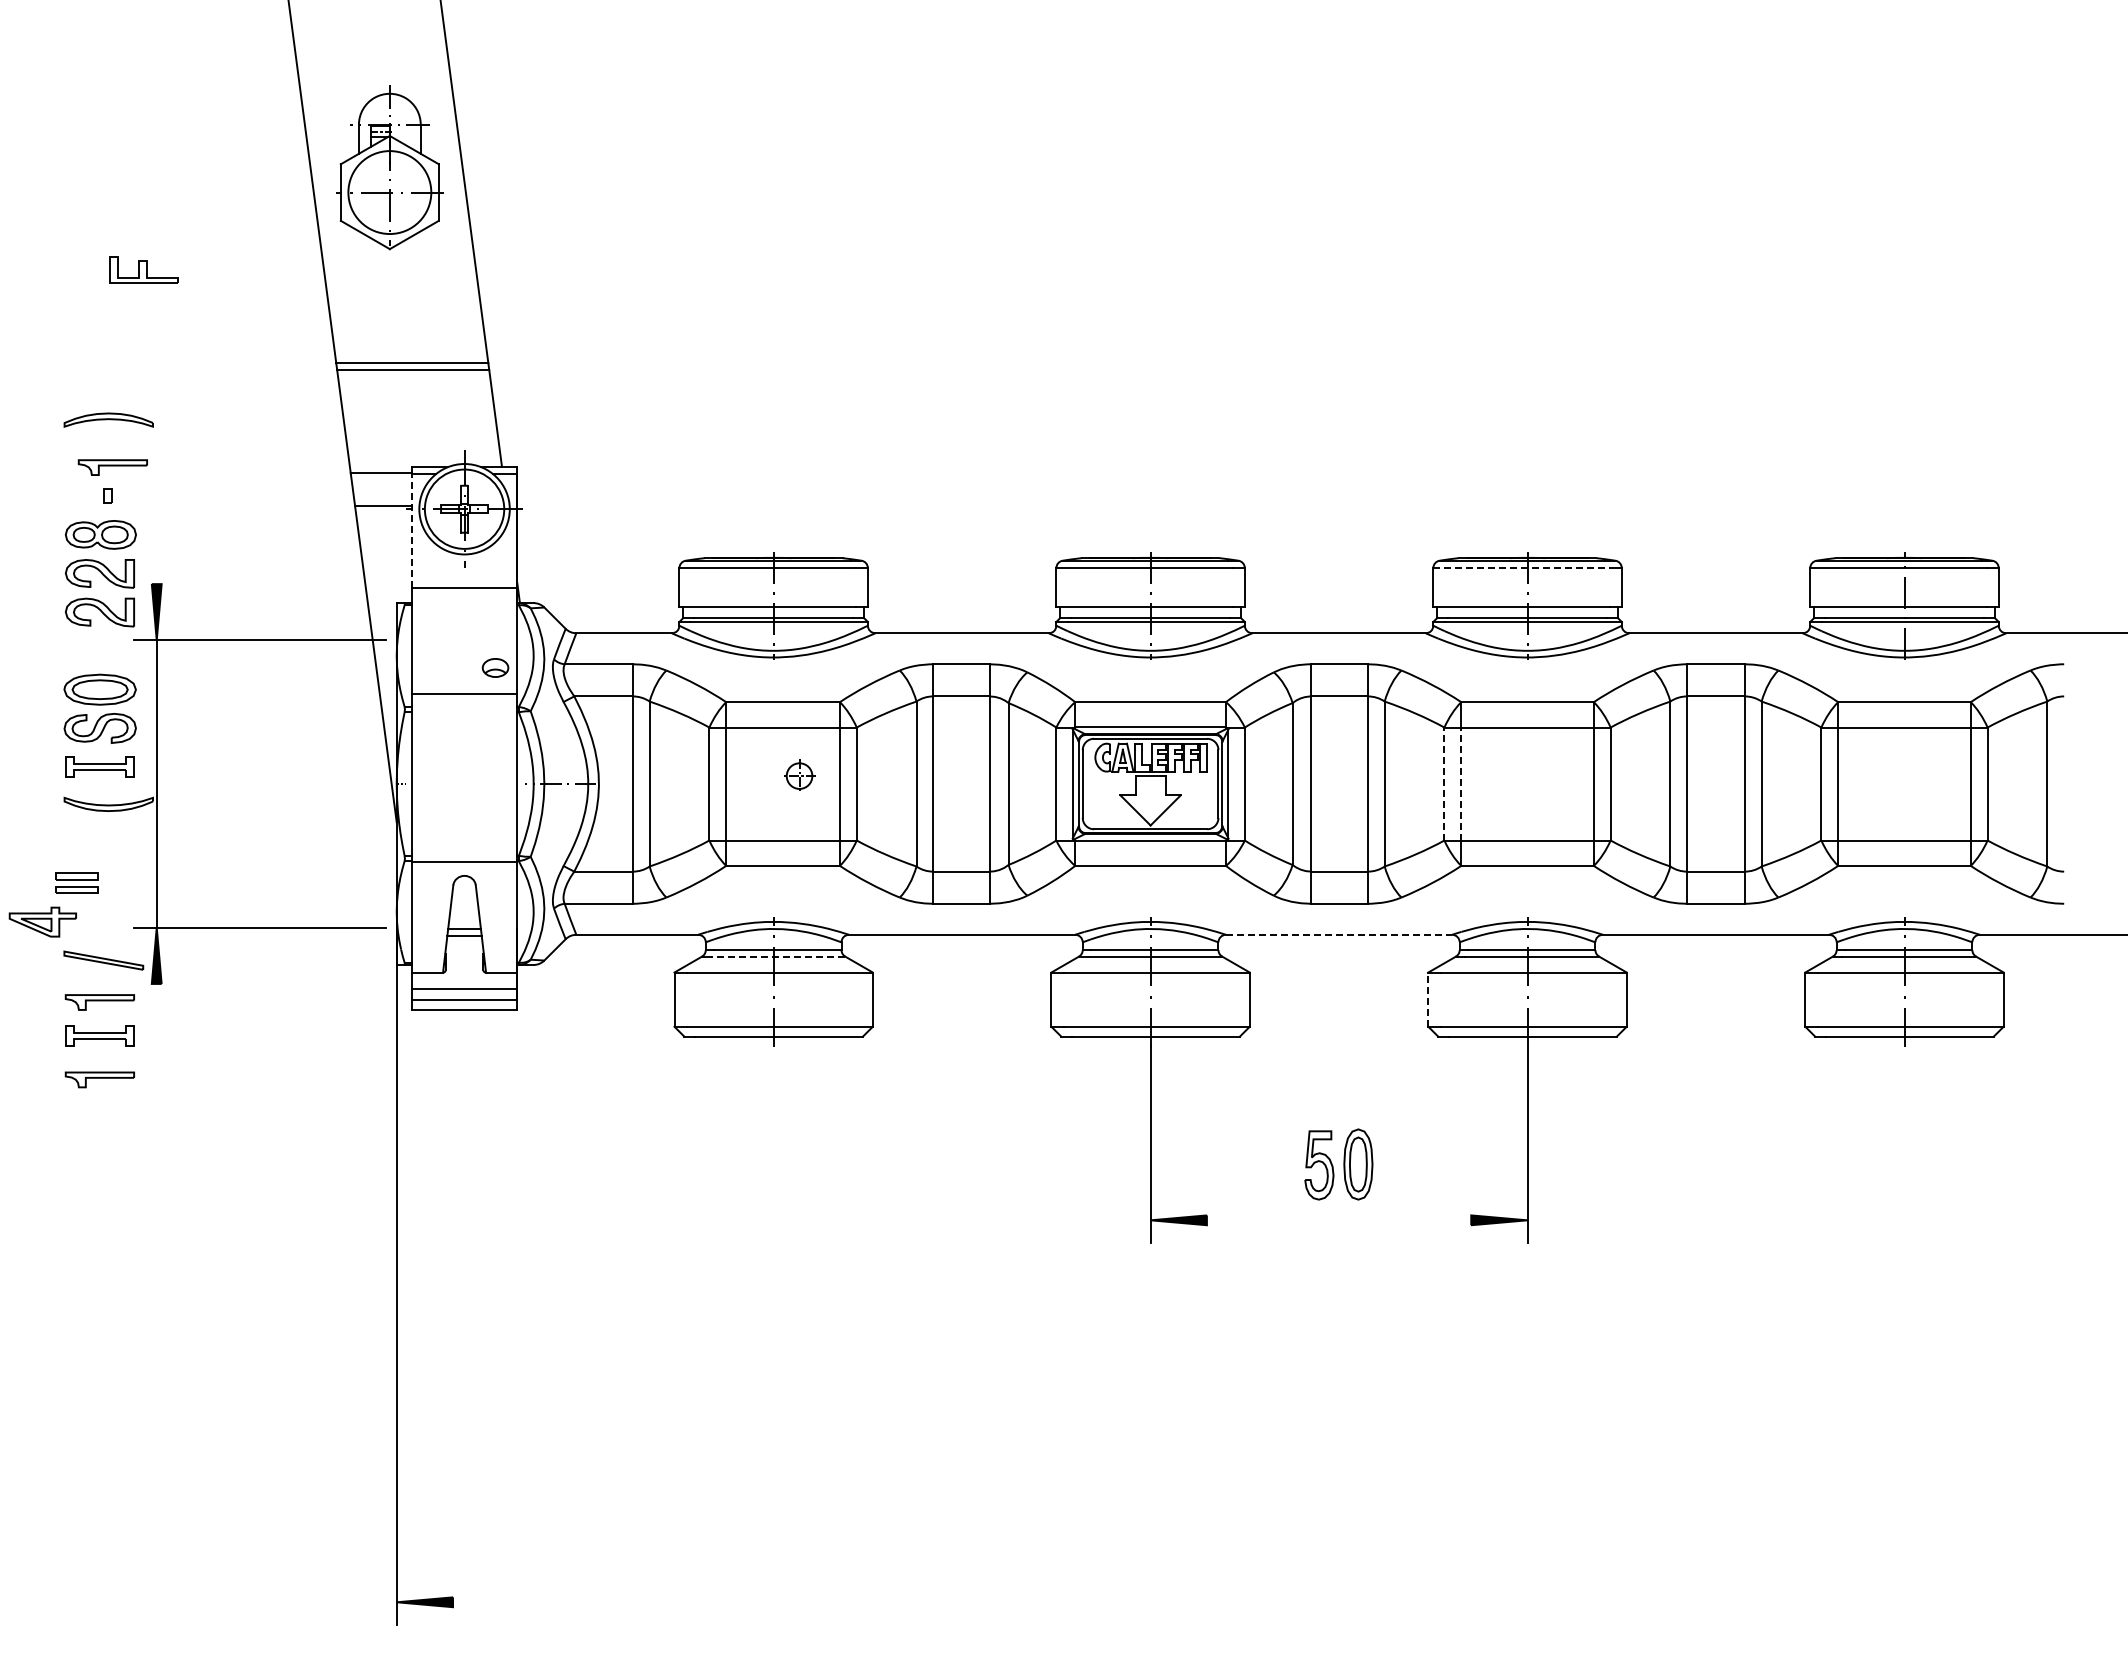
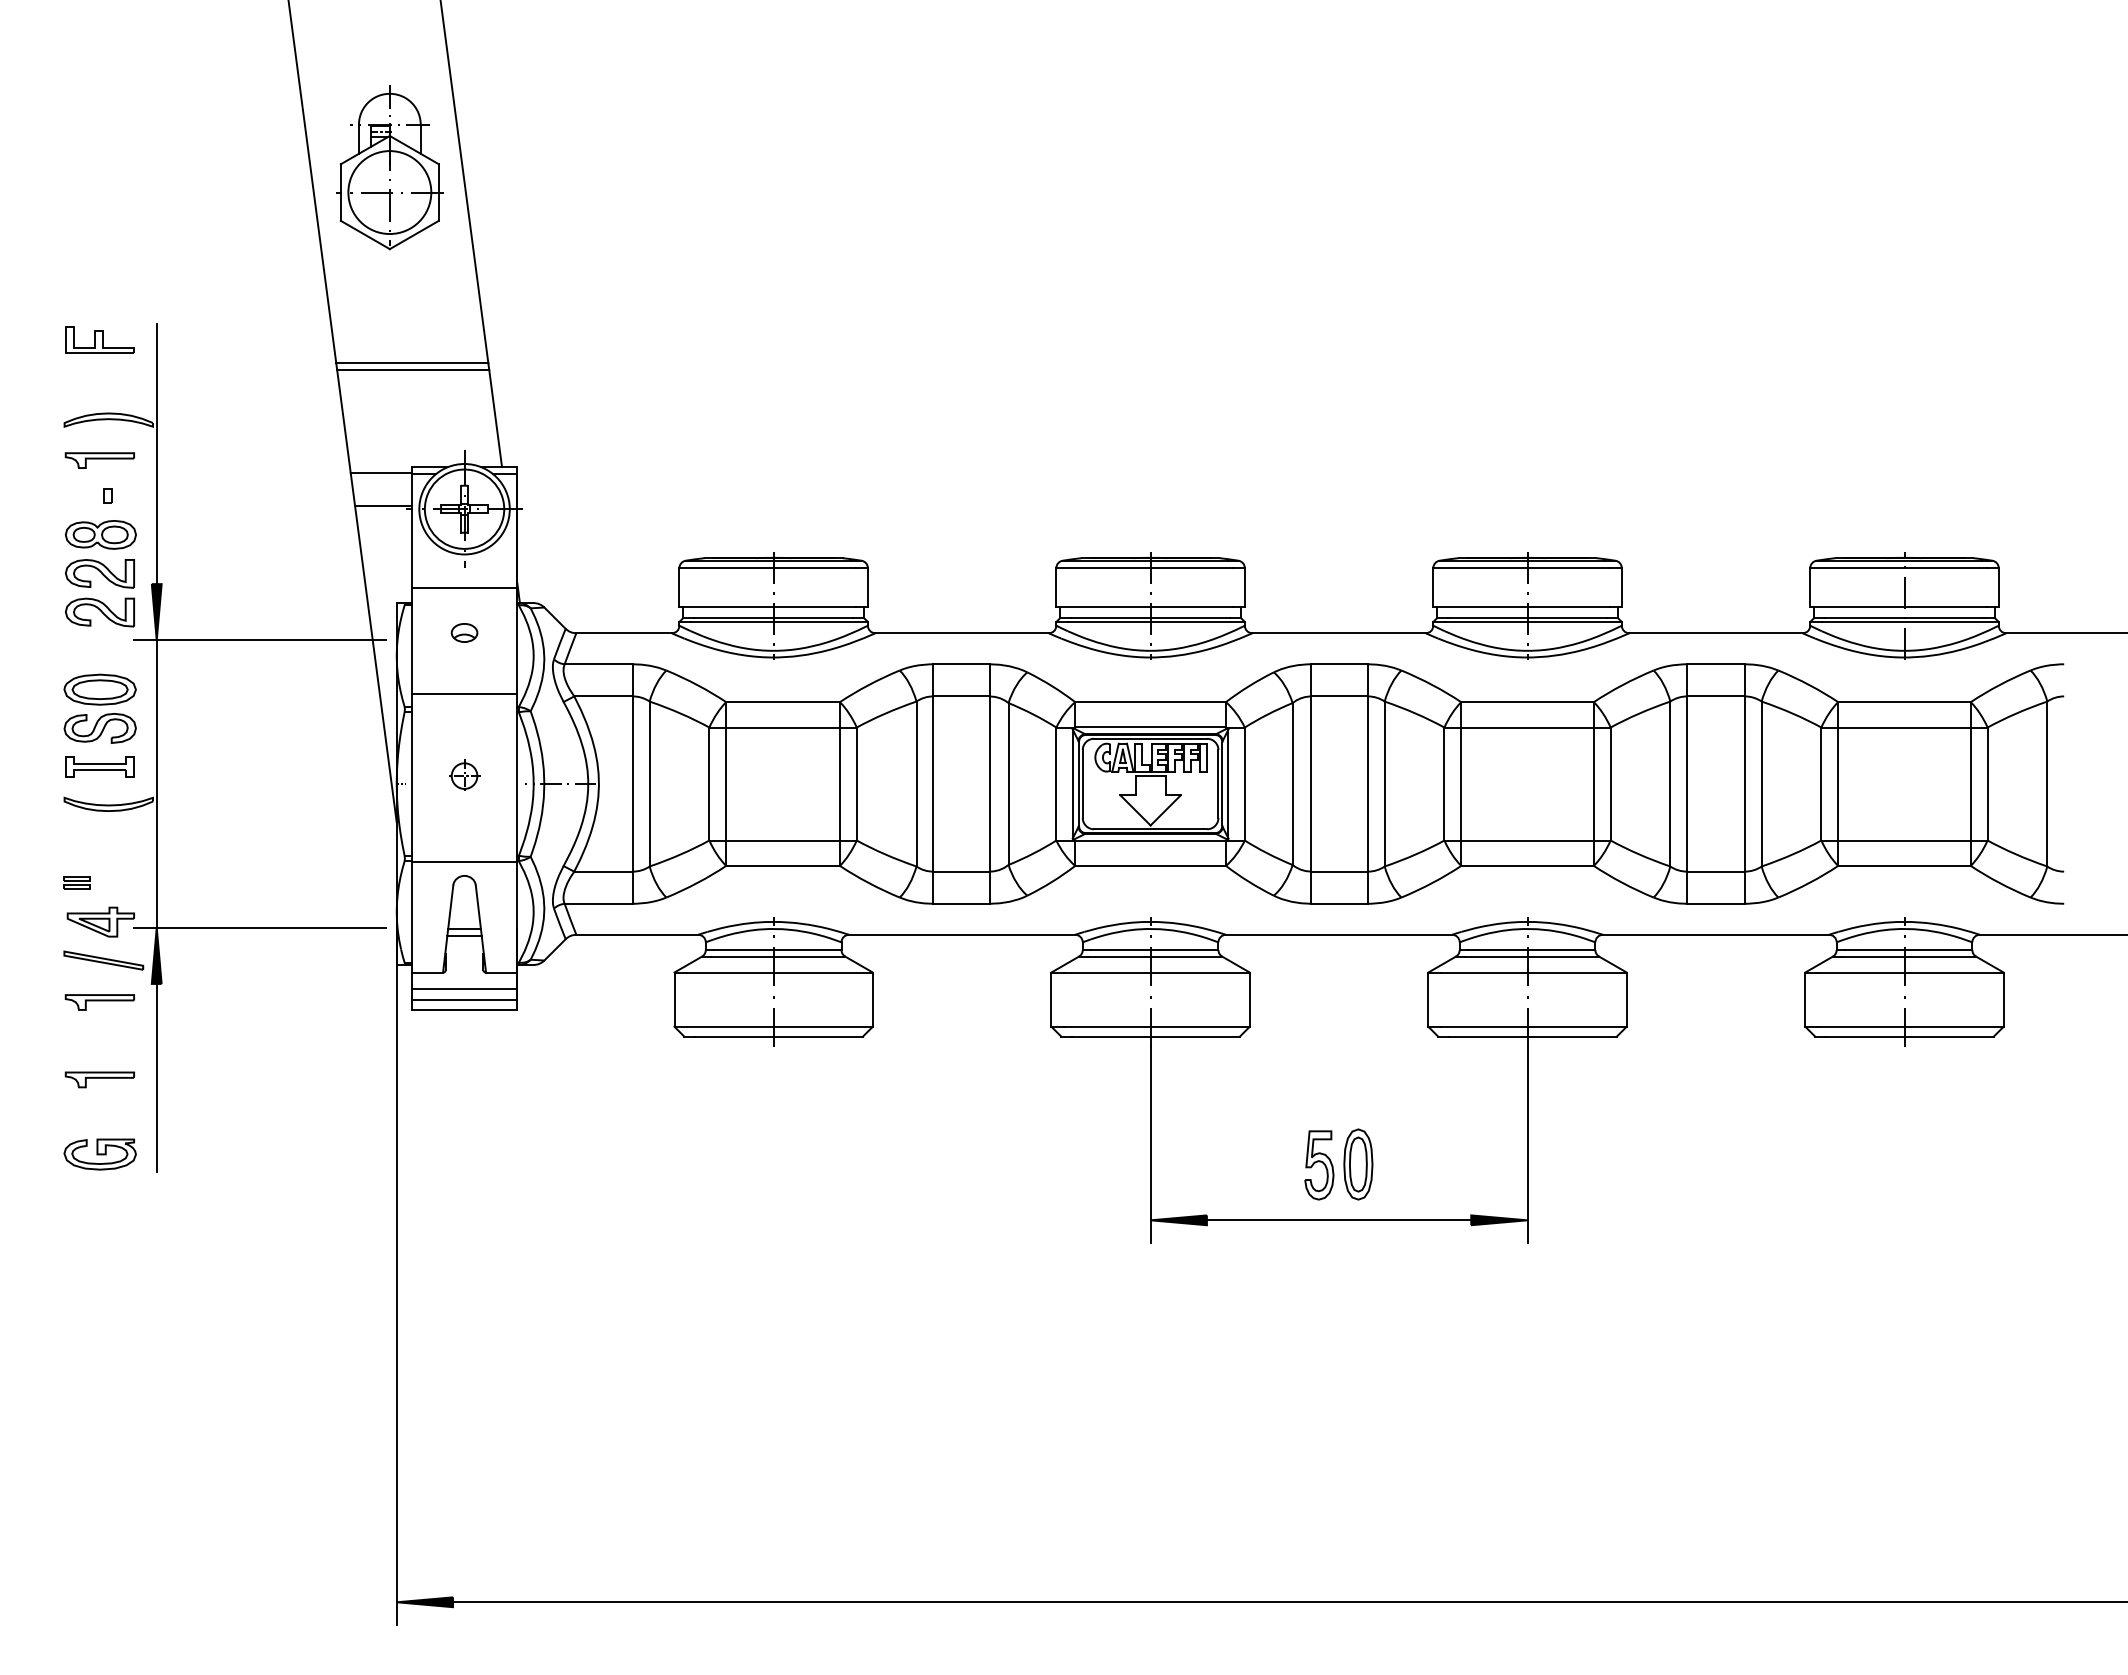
part position: (143, 269) -> (99, 339) (99, 339)
line: none -> present (156, 453)
part position: (112, 467) -> (99, 460) (99, 460)
line: dashed -> solid (411, 530)
line: dashed -> solid (1522, 568)
part position: (495, 667) -> (464, 632) (464, 632)
part position: (799, 774) -> (464, 774) (464, 774)
line: dashed -> solid (1444, 783)
line: dashed -> solid (1461, 783)
part size: 44x22 px -> 28x14 px (76, 882)
part position: (42, 921) -> (100, 921) (100, 921)
line: dashed -> solid (1339, 934)
line: dashed -> solid (777, 956)
line: dashed -> solid (1428, 999)
part: present -> none (99, 1035)
line: none -> present (156, 1077)
part: none -> present (99, 1154)
line: none -> present (1338, 1220)
line: none -> present (1288, 1602)
